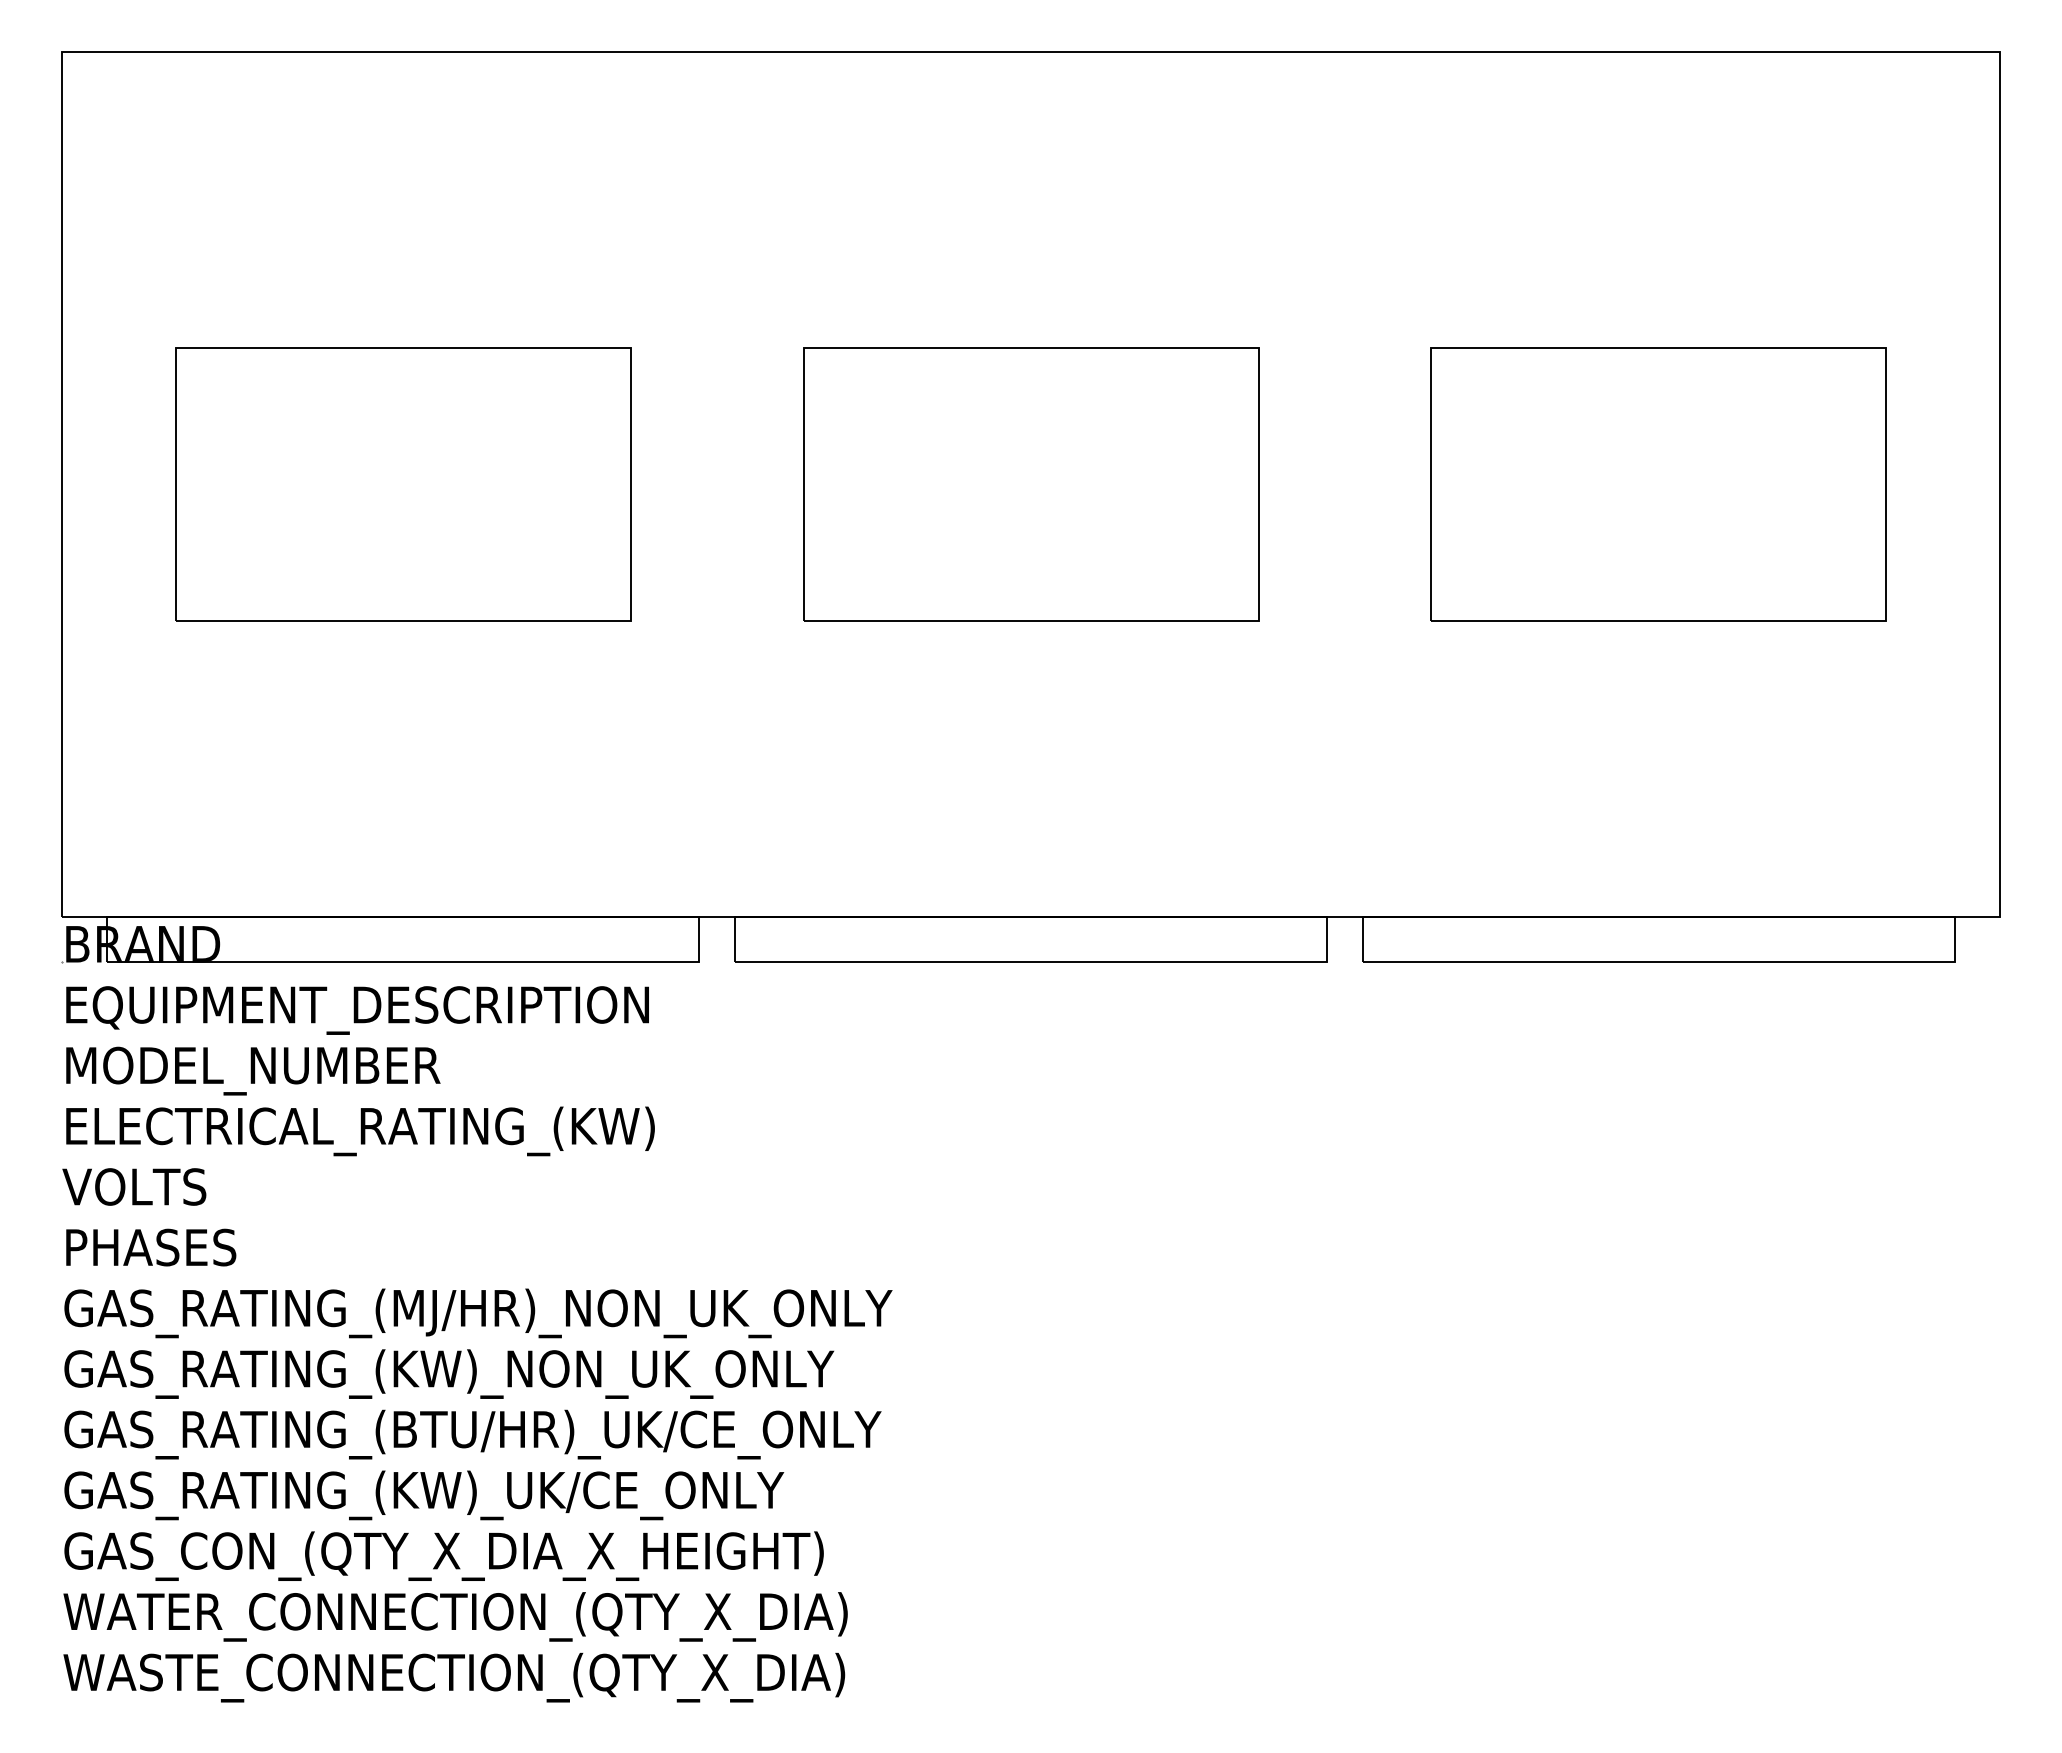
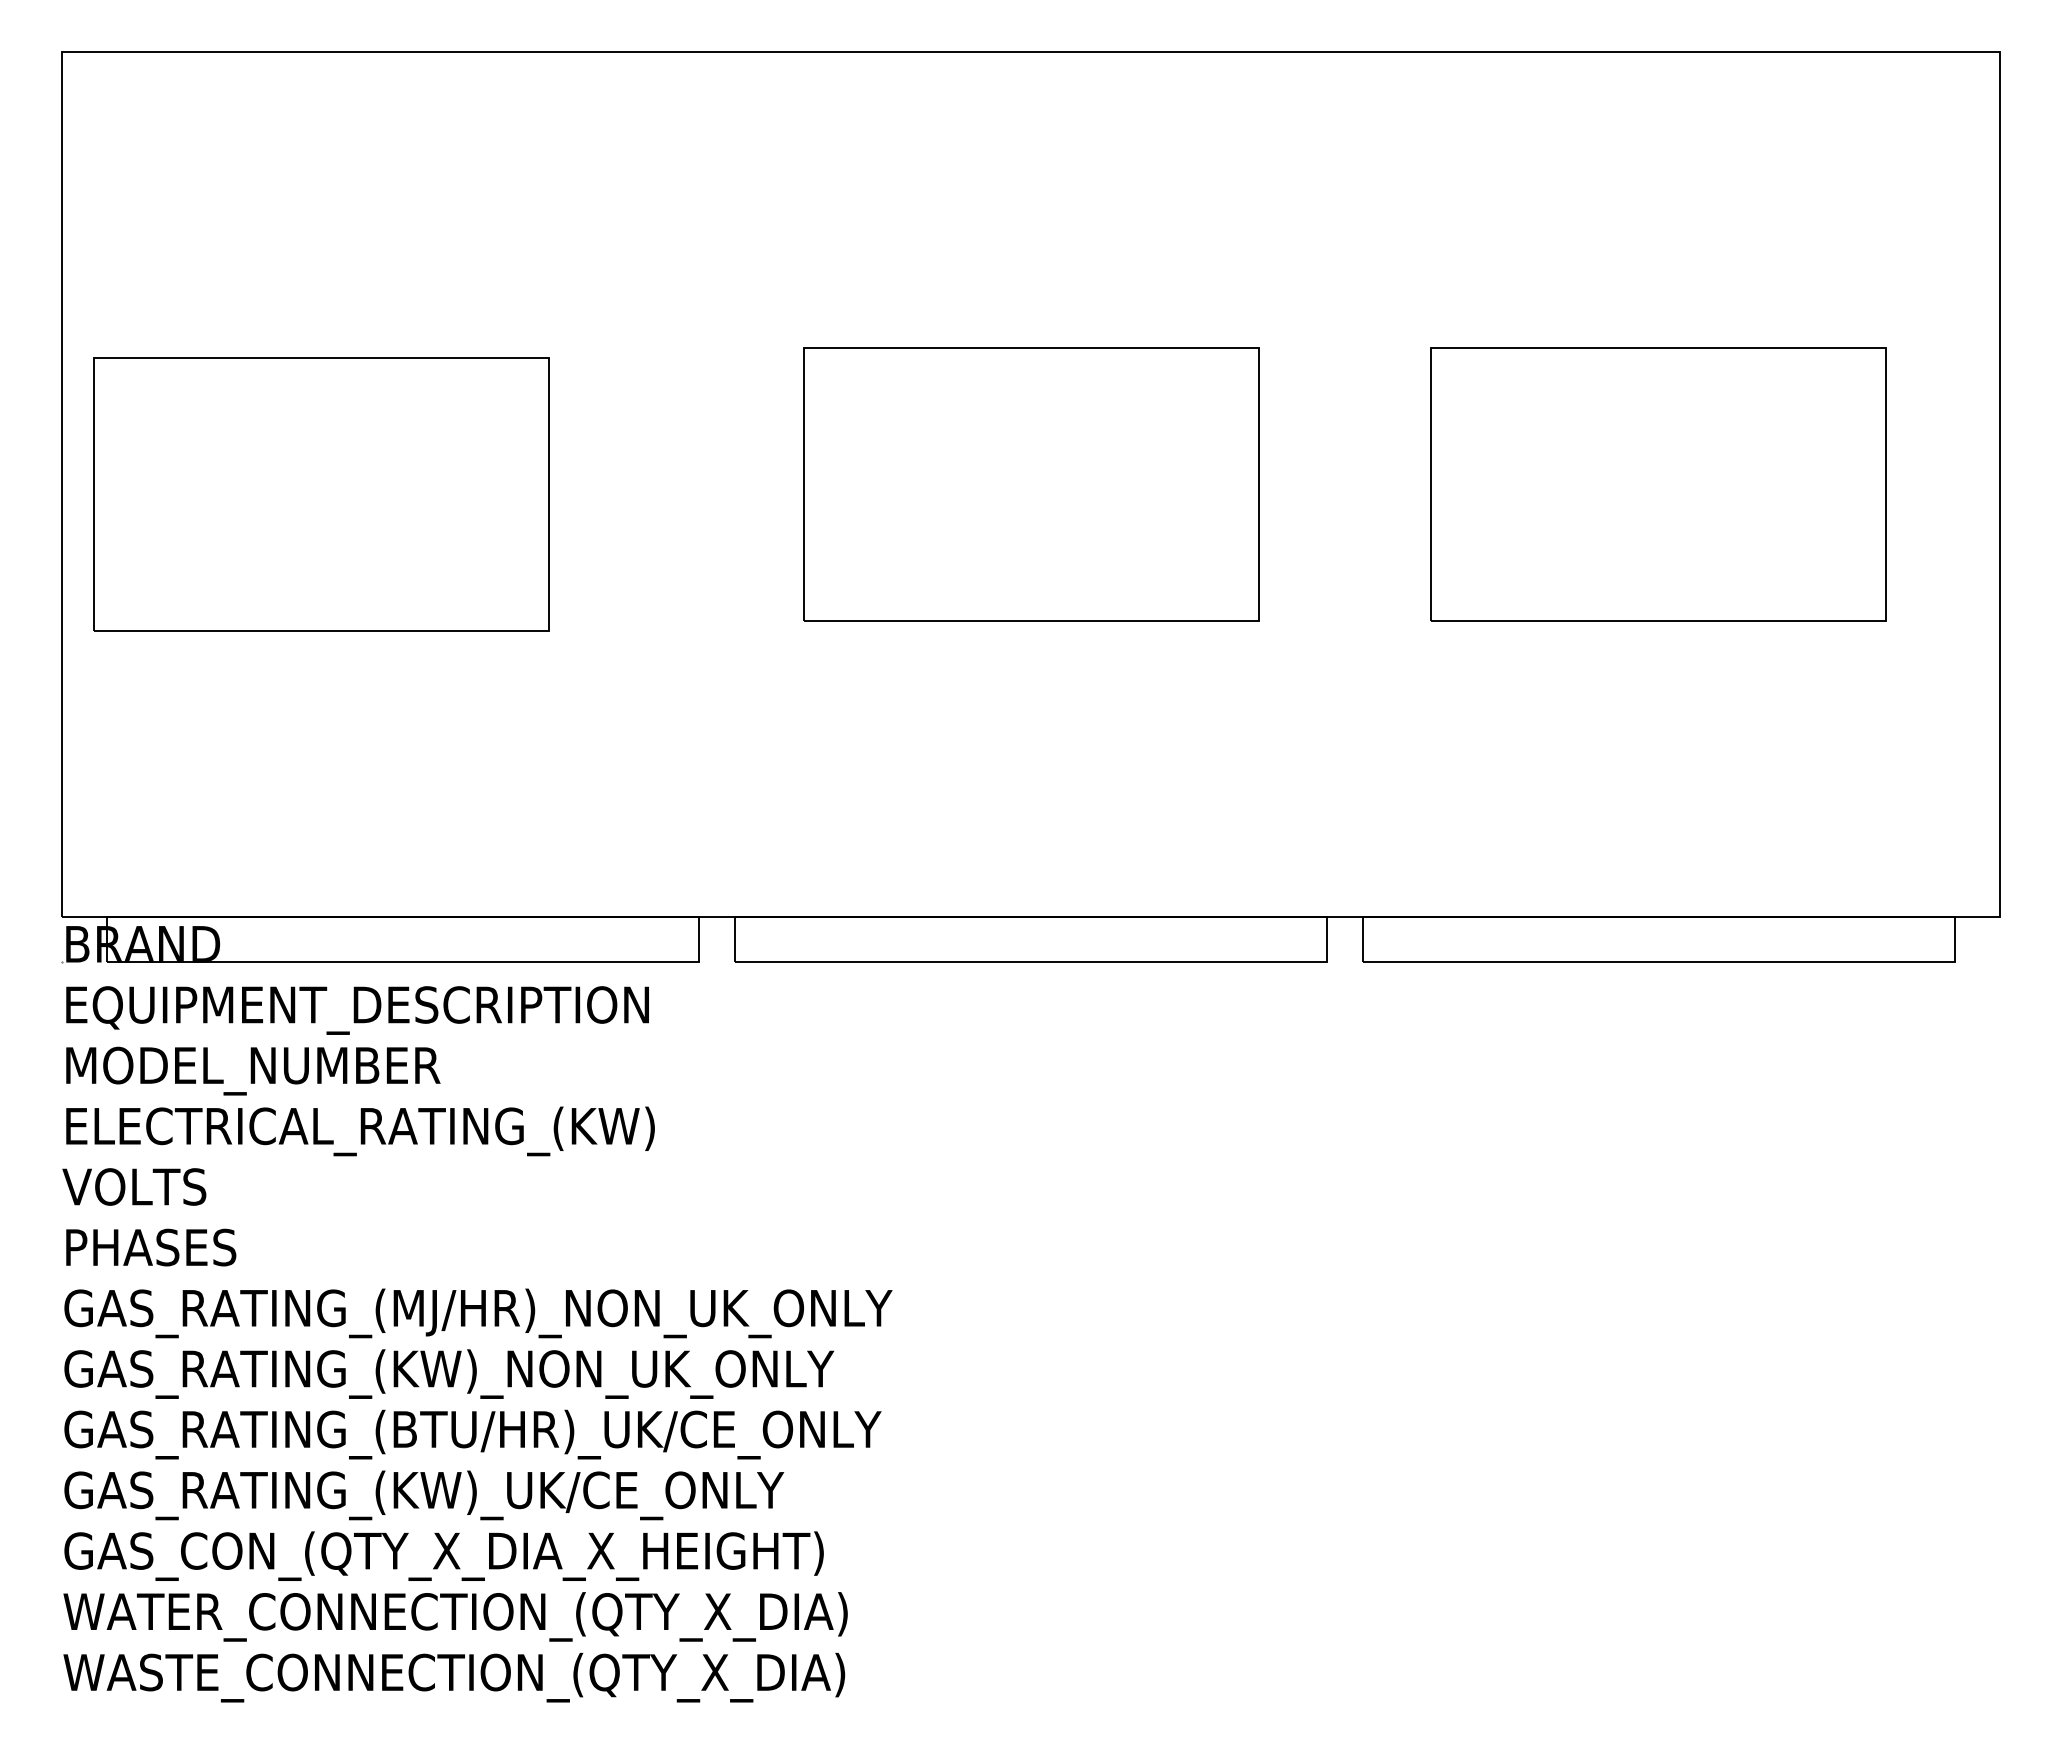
part position: (403, 484) -> (321, 494) (321, 494)
